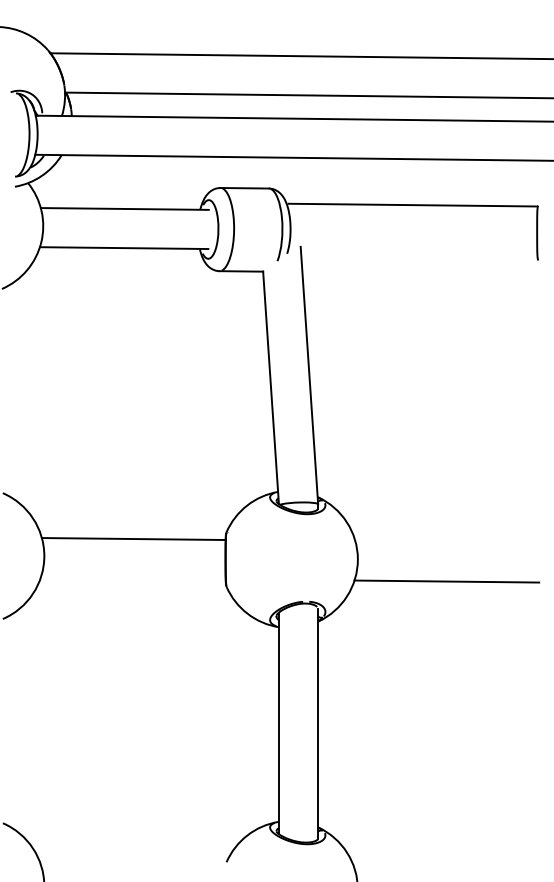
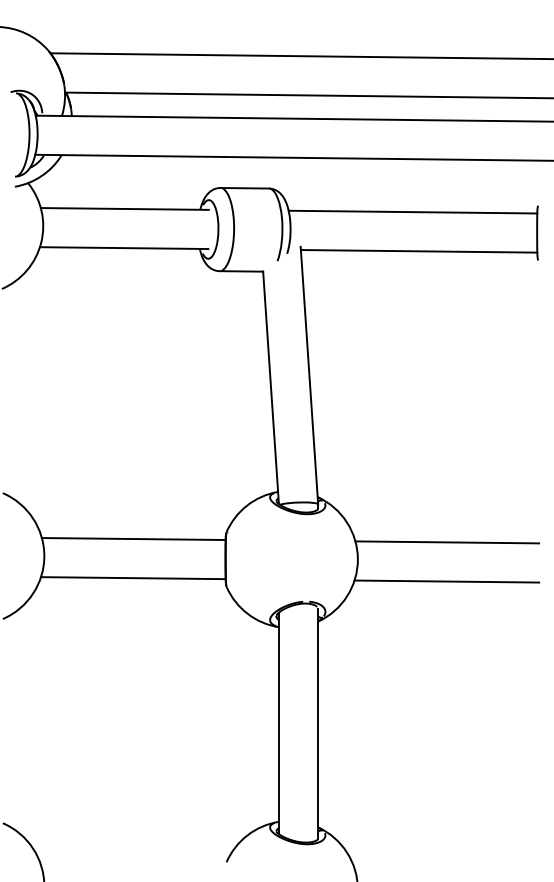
line position: (412, 204) -> (412, 211) (412, 211)
line: none -> present (418, 251)
line: none -> present (447, 542)
line: none -> present (133, 578)
